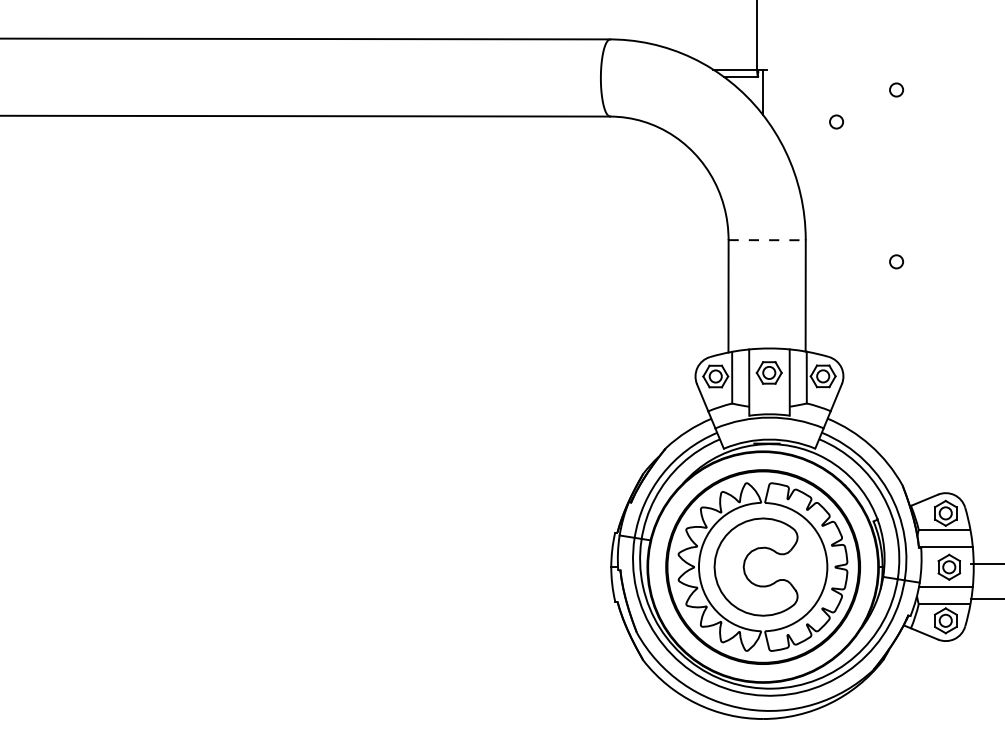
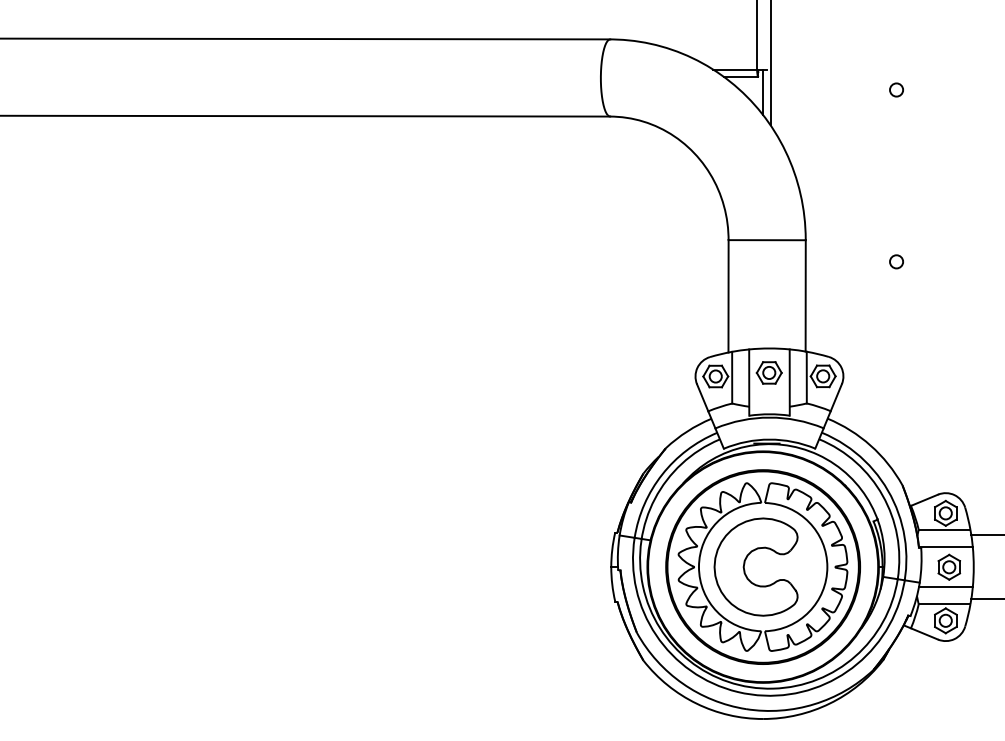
line: none -> present (770, 63)
circle: present -> none (836, 121)
line: dashed -> solid (767, 240)
line position: (986, 563) -> (986, 534) (986, 534)
